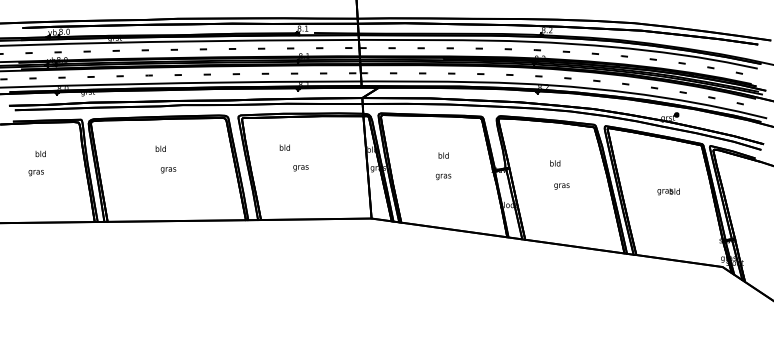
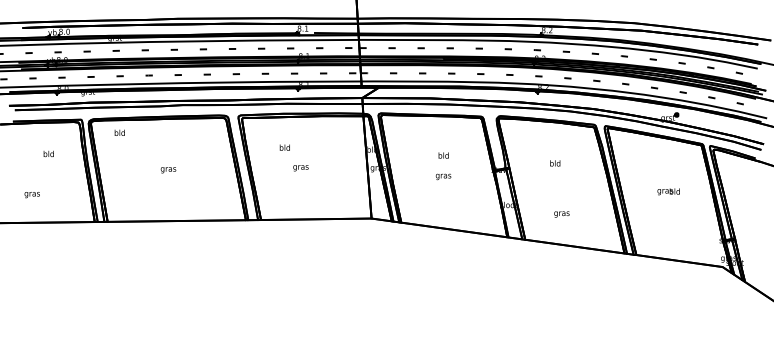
text position: (160, 148) -> (119, 132) (119, 132)
text position: (40, 153) -> (48, 153) (48, 153)
text position: (35, 173) -> (31, 195) (31, 195)
text position: (561, 186) -> (561, 214) (561, 214)
